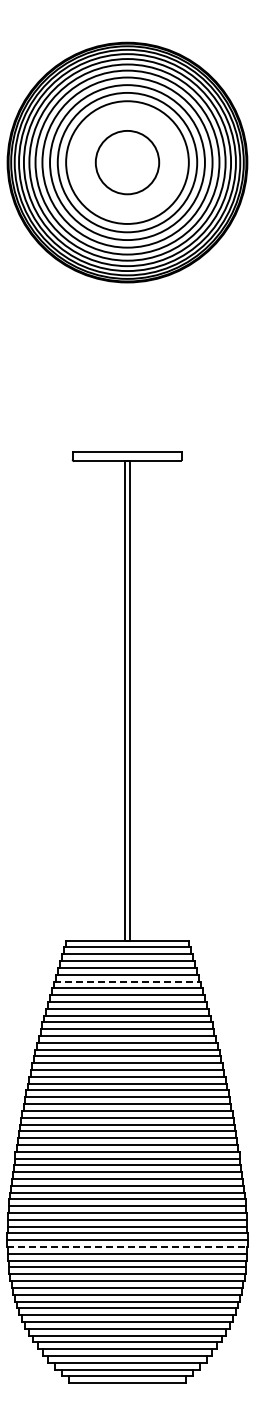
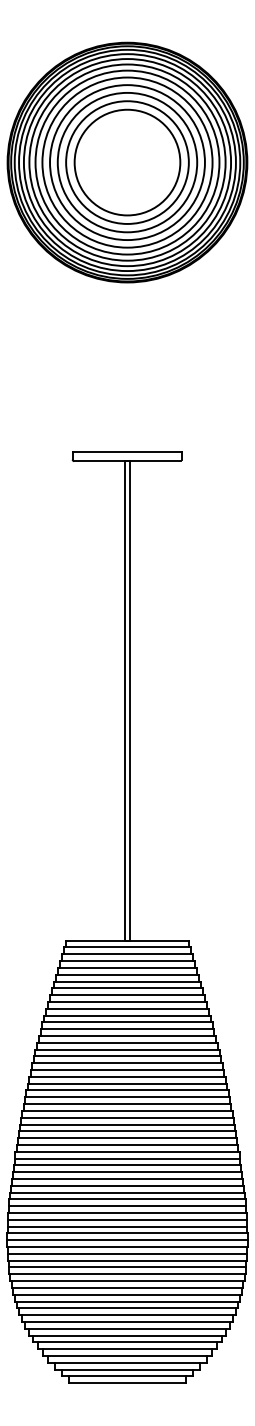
circle diameter: 63 px -> 106 px (127, 162)
line: dashed -> solid (127, 981)
line: dashed -> solid (127, 1247)
